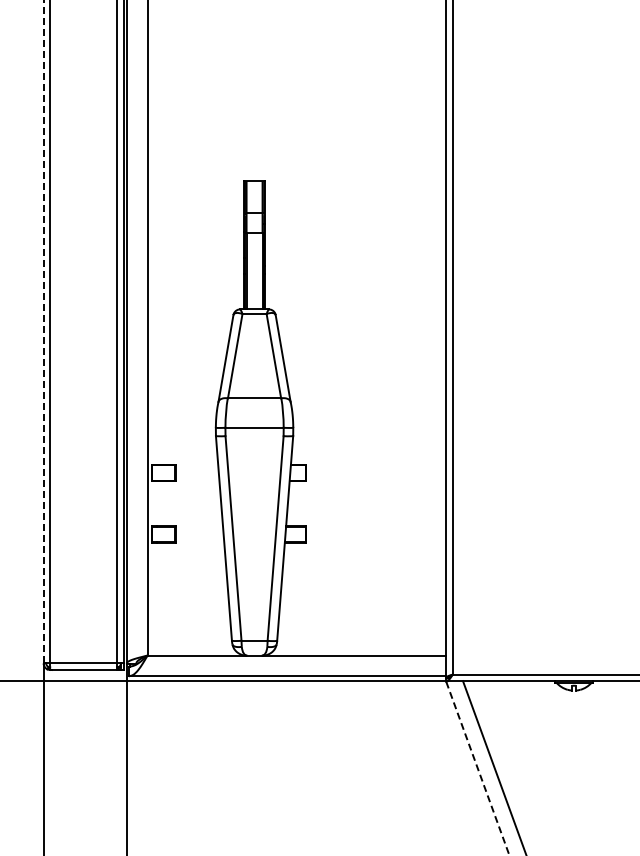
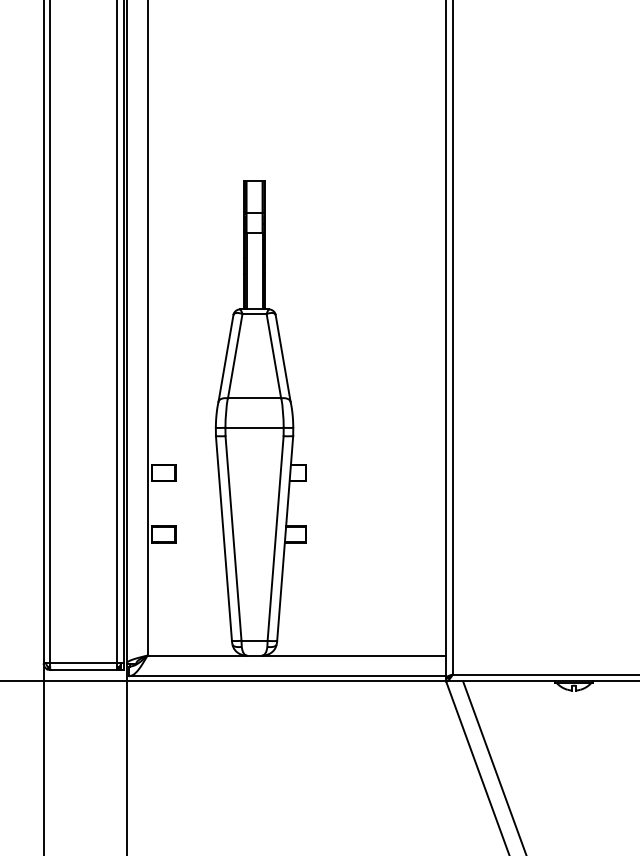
line: dashed -> solid (43, 331)
line: dashed -> solid (478, 769)
